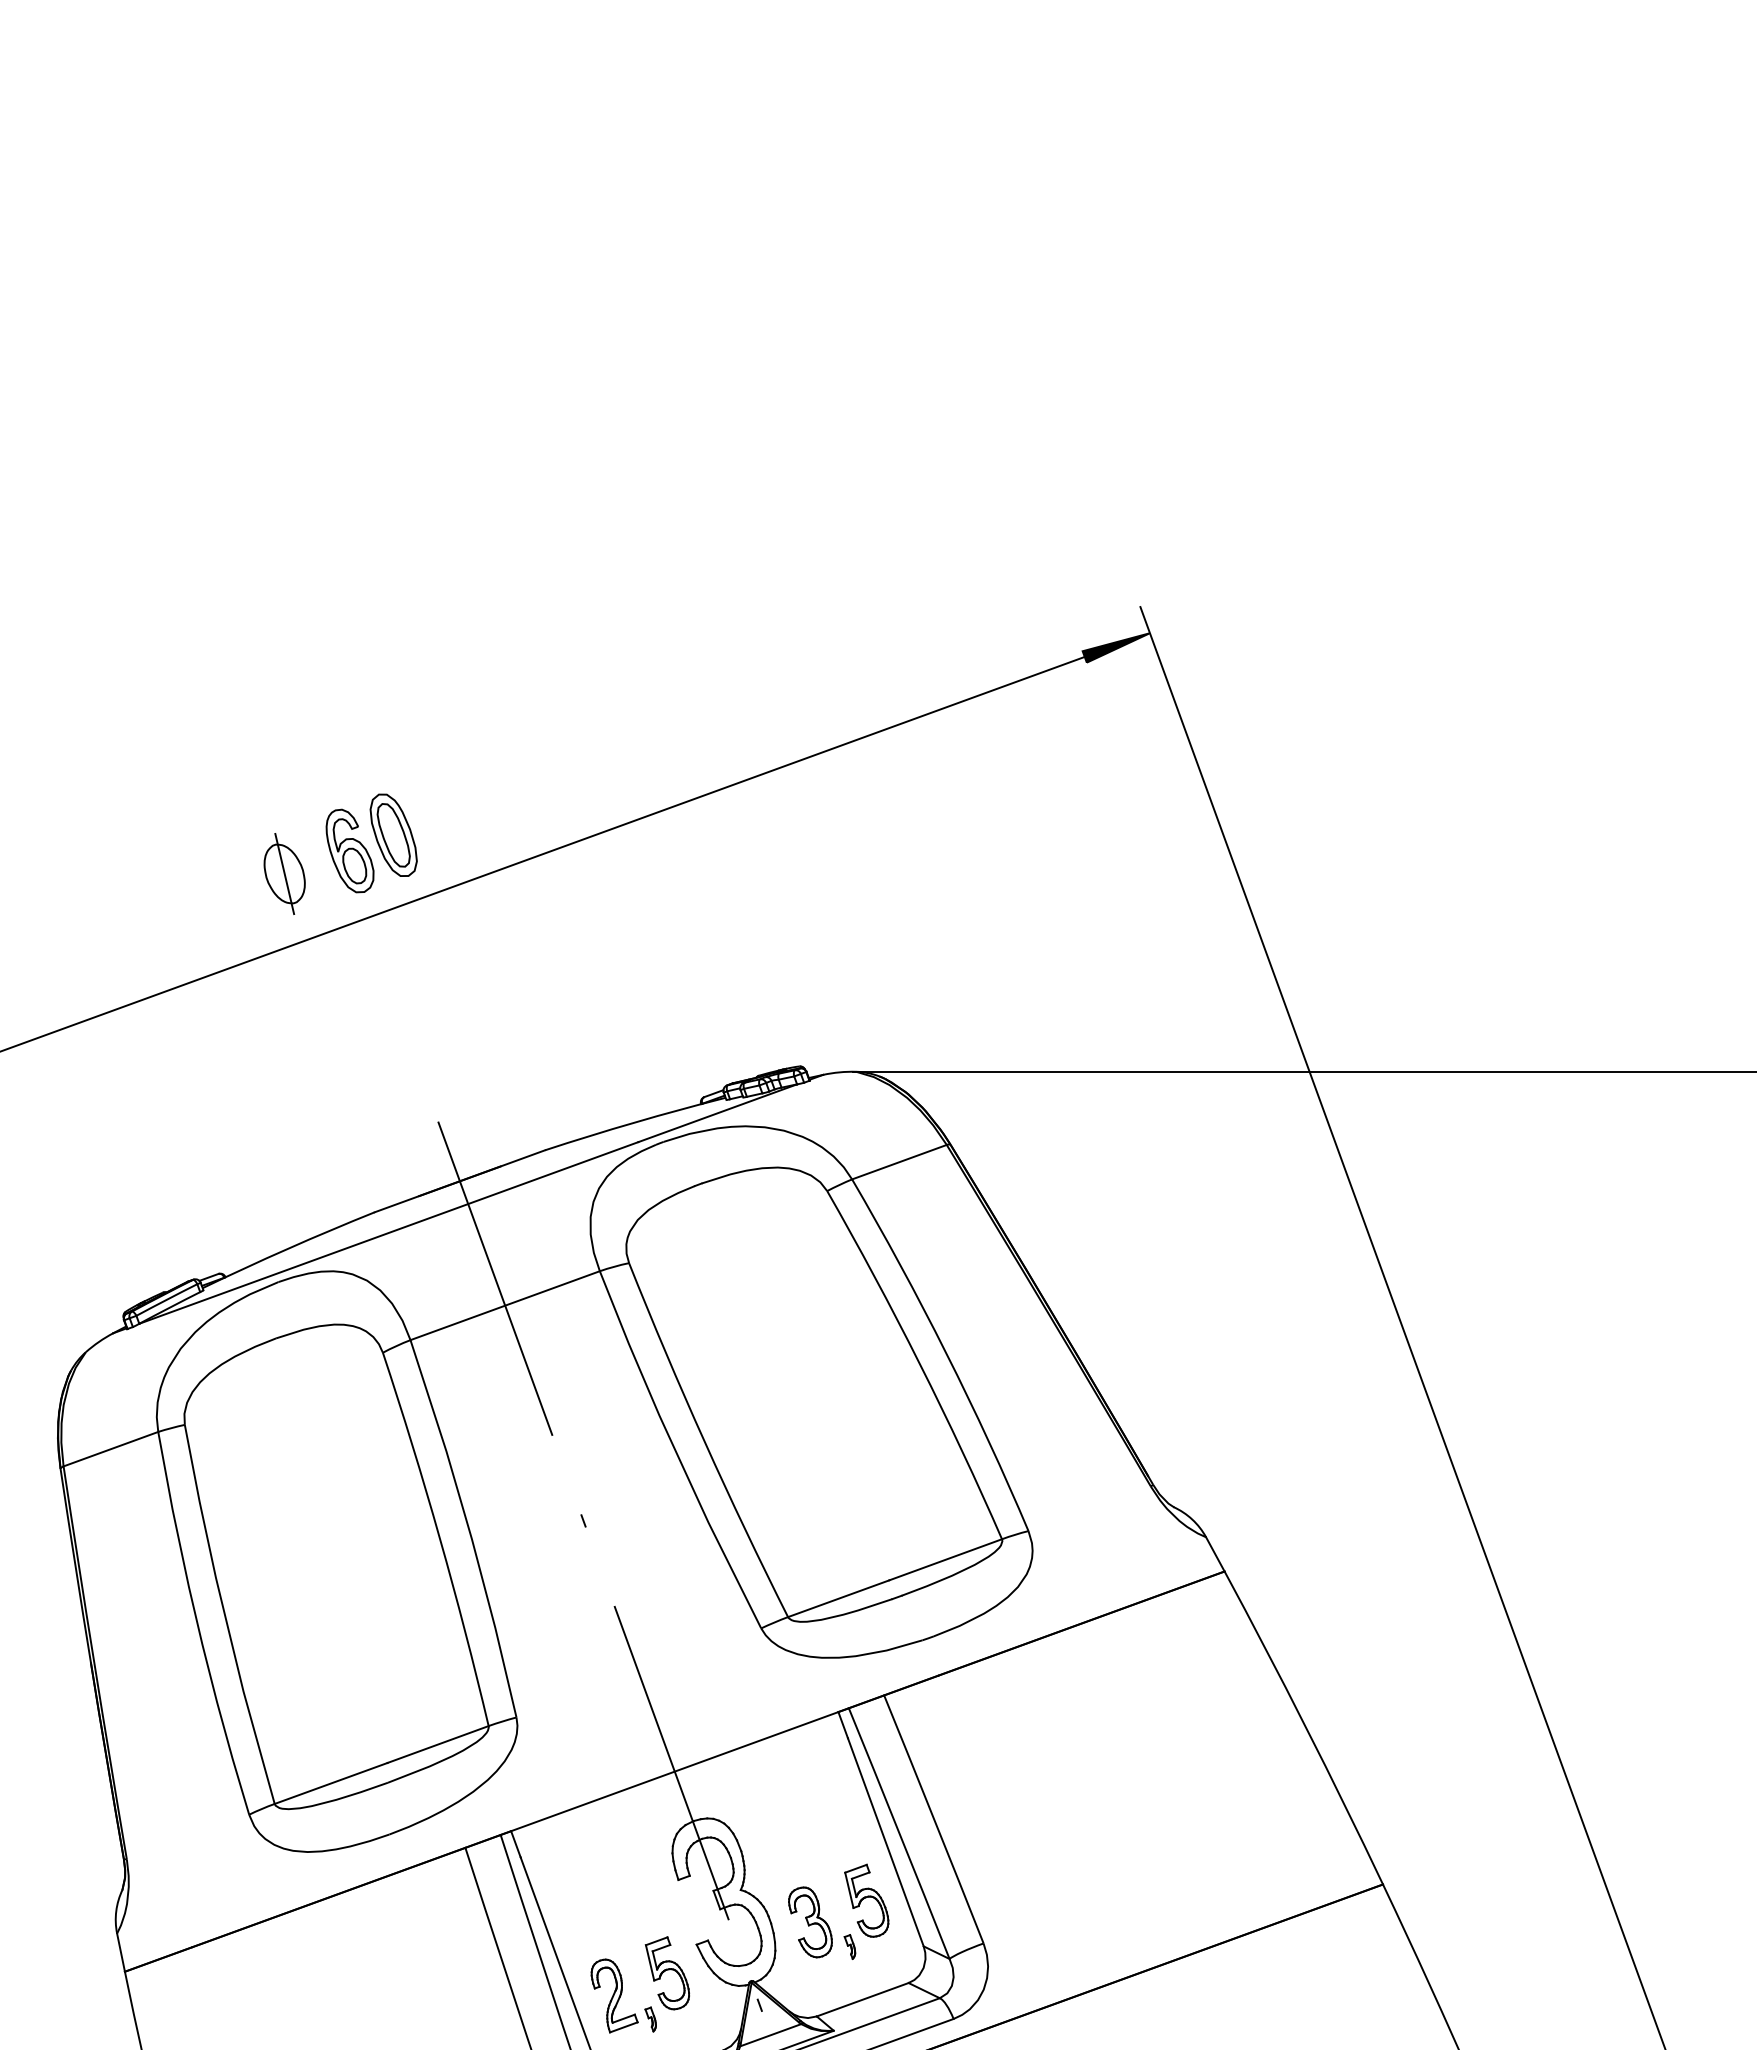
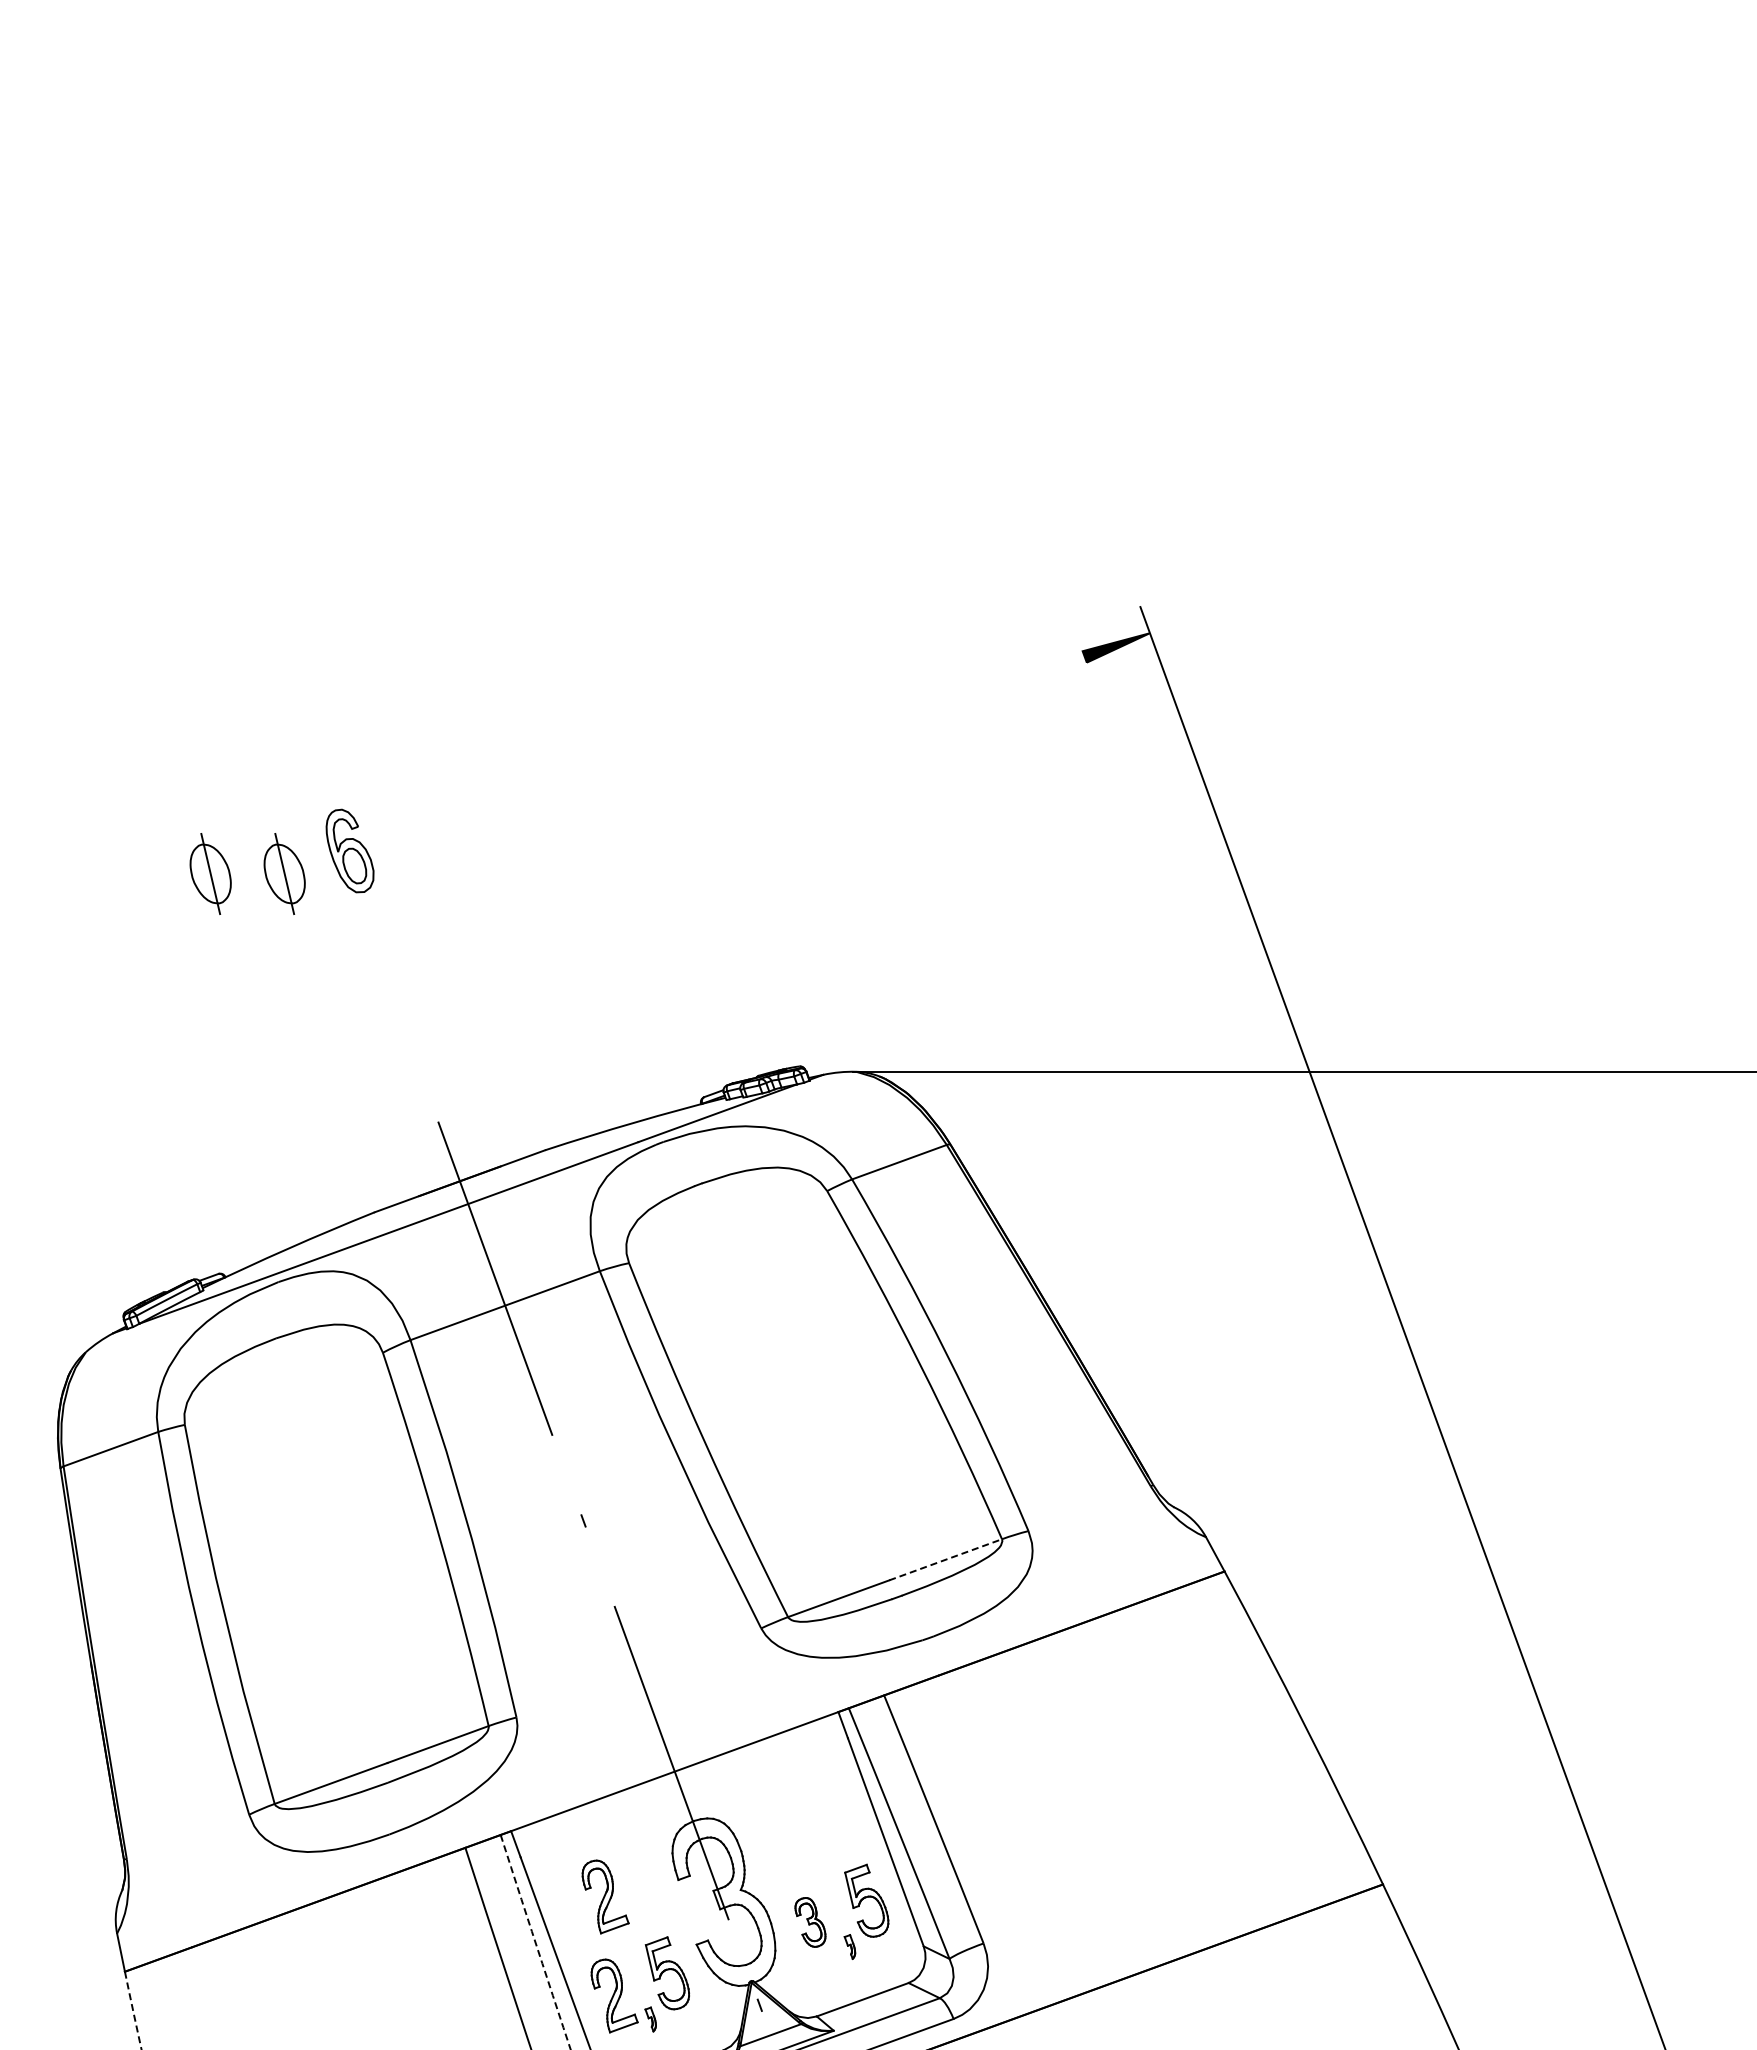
part: present -> none (393, 834)
line: present -> none (543, 853)
part: none -> present (210, 873)
line: solid -> dashed (946, 1559)
part: none -> present (605, 1896)
part size: 45x73 px -> 33x51 px (810, 1922)
arc: solid -> dashed (535, 1942)
arc: solid -> dashed (133, 2010)
